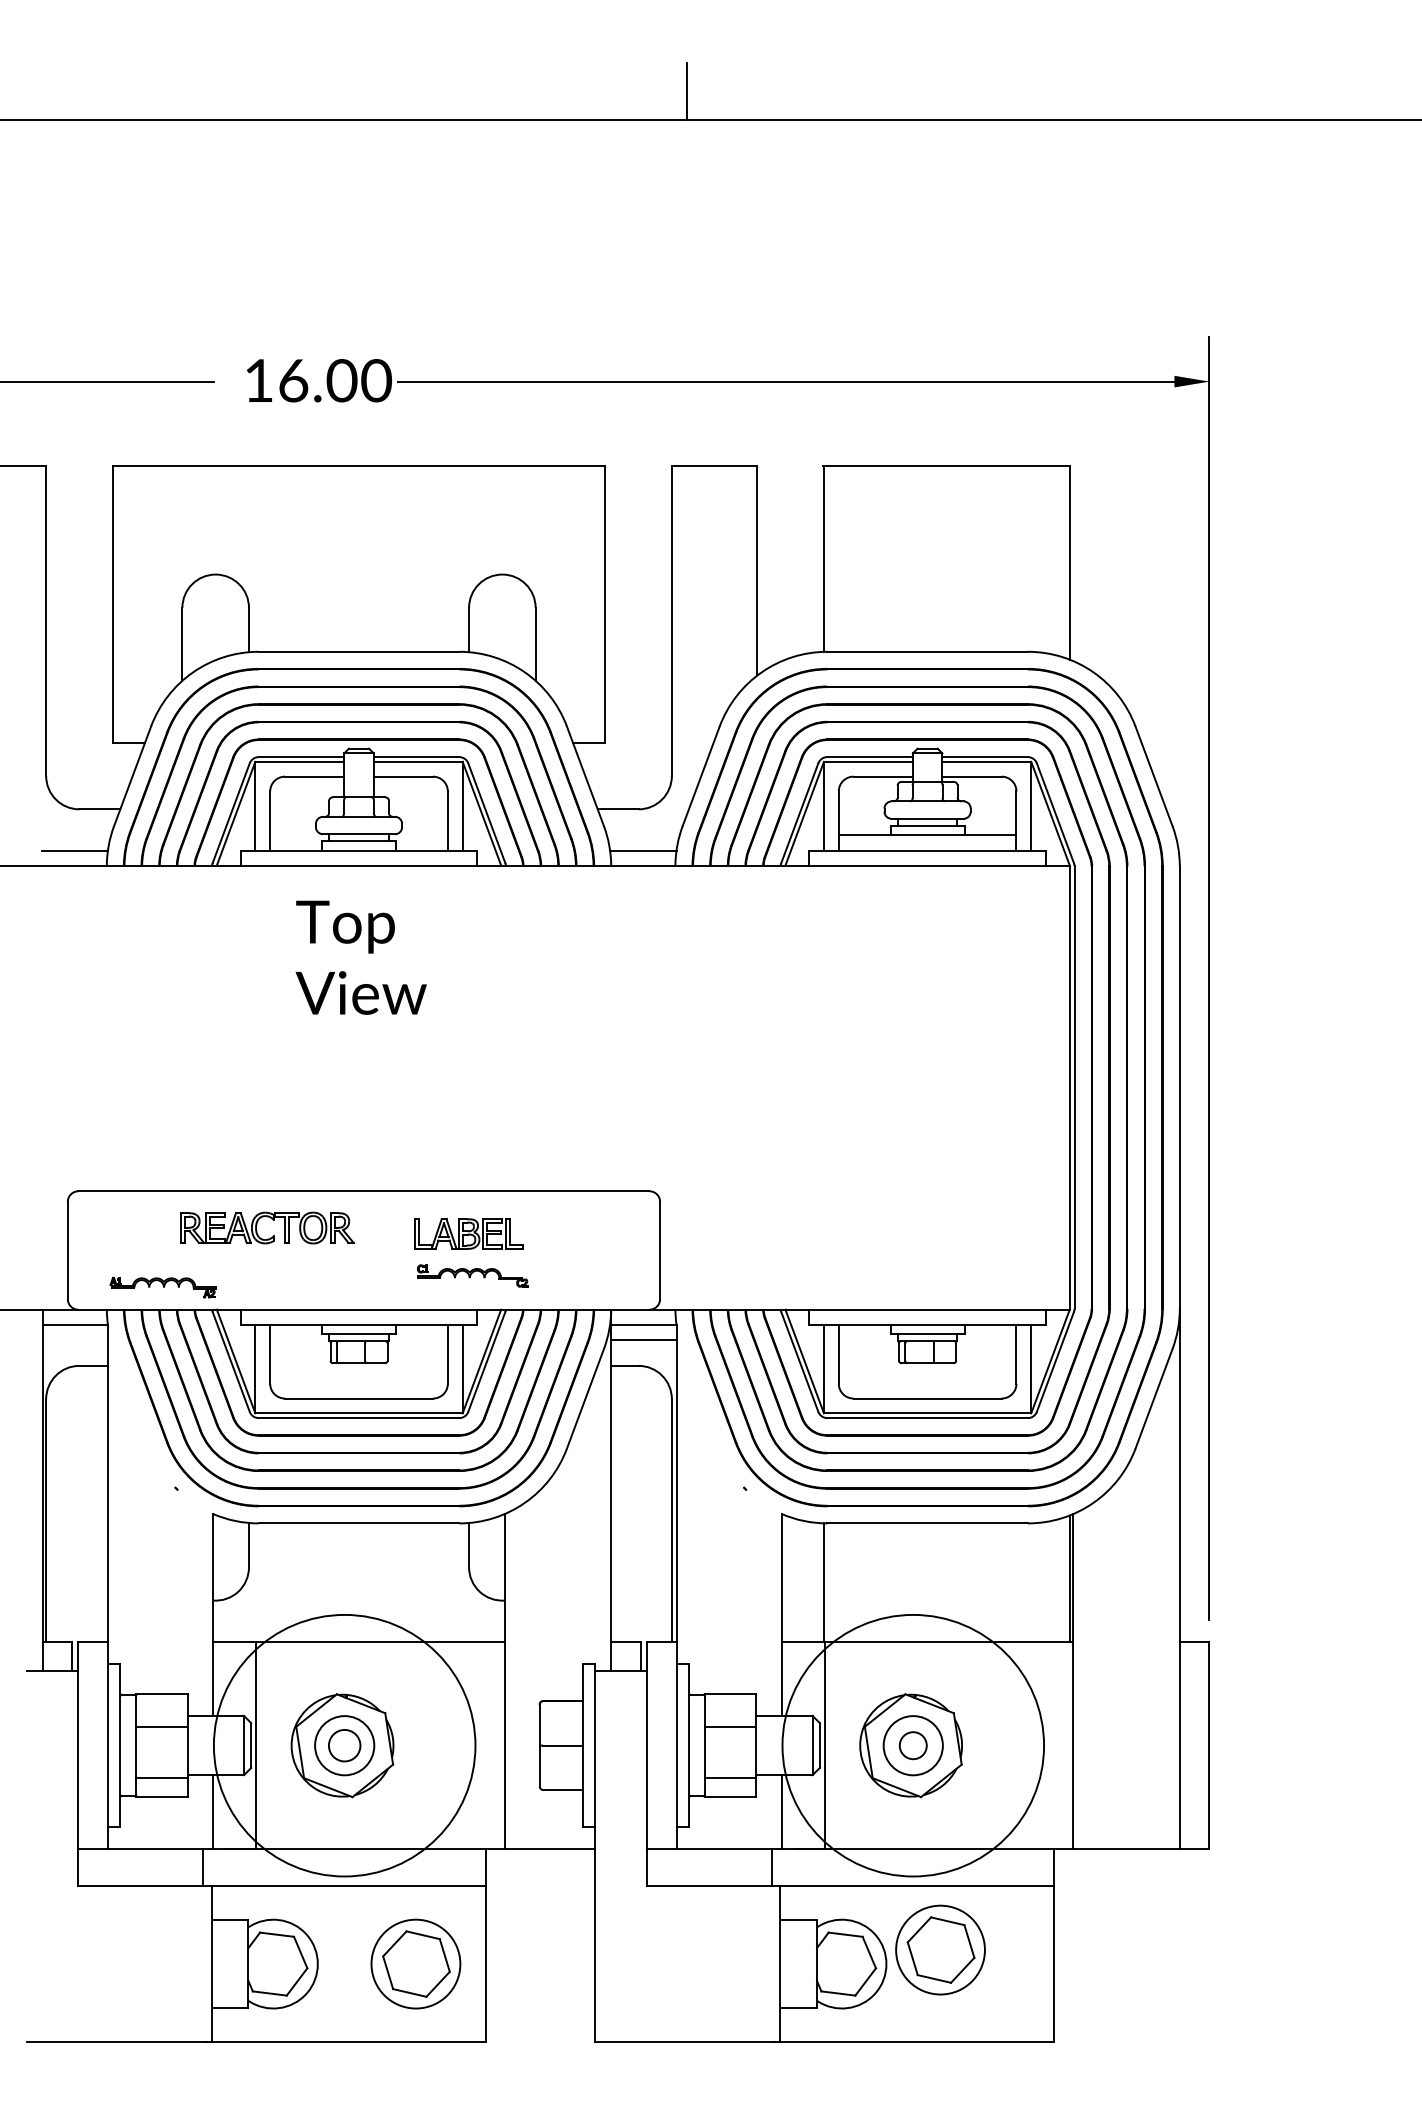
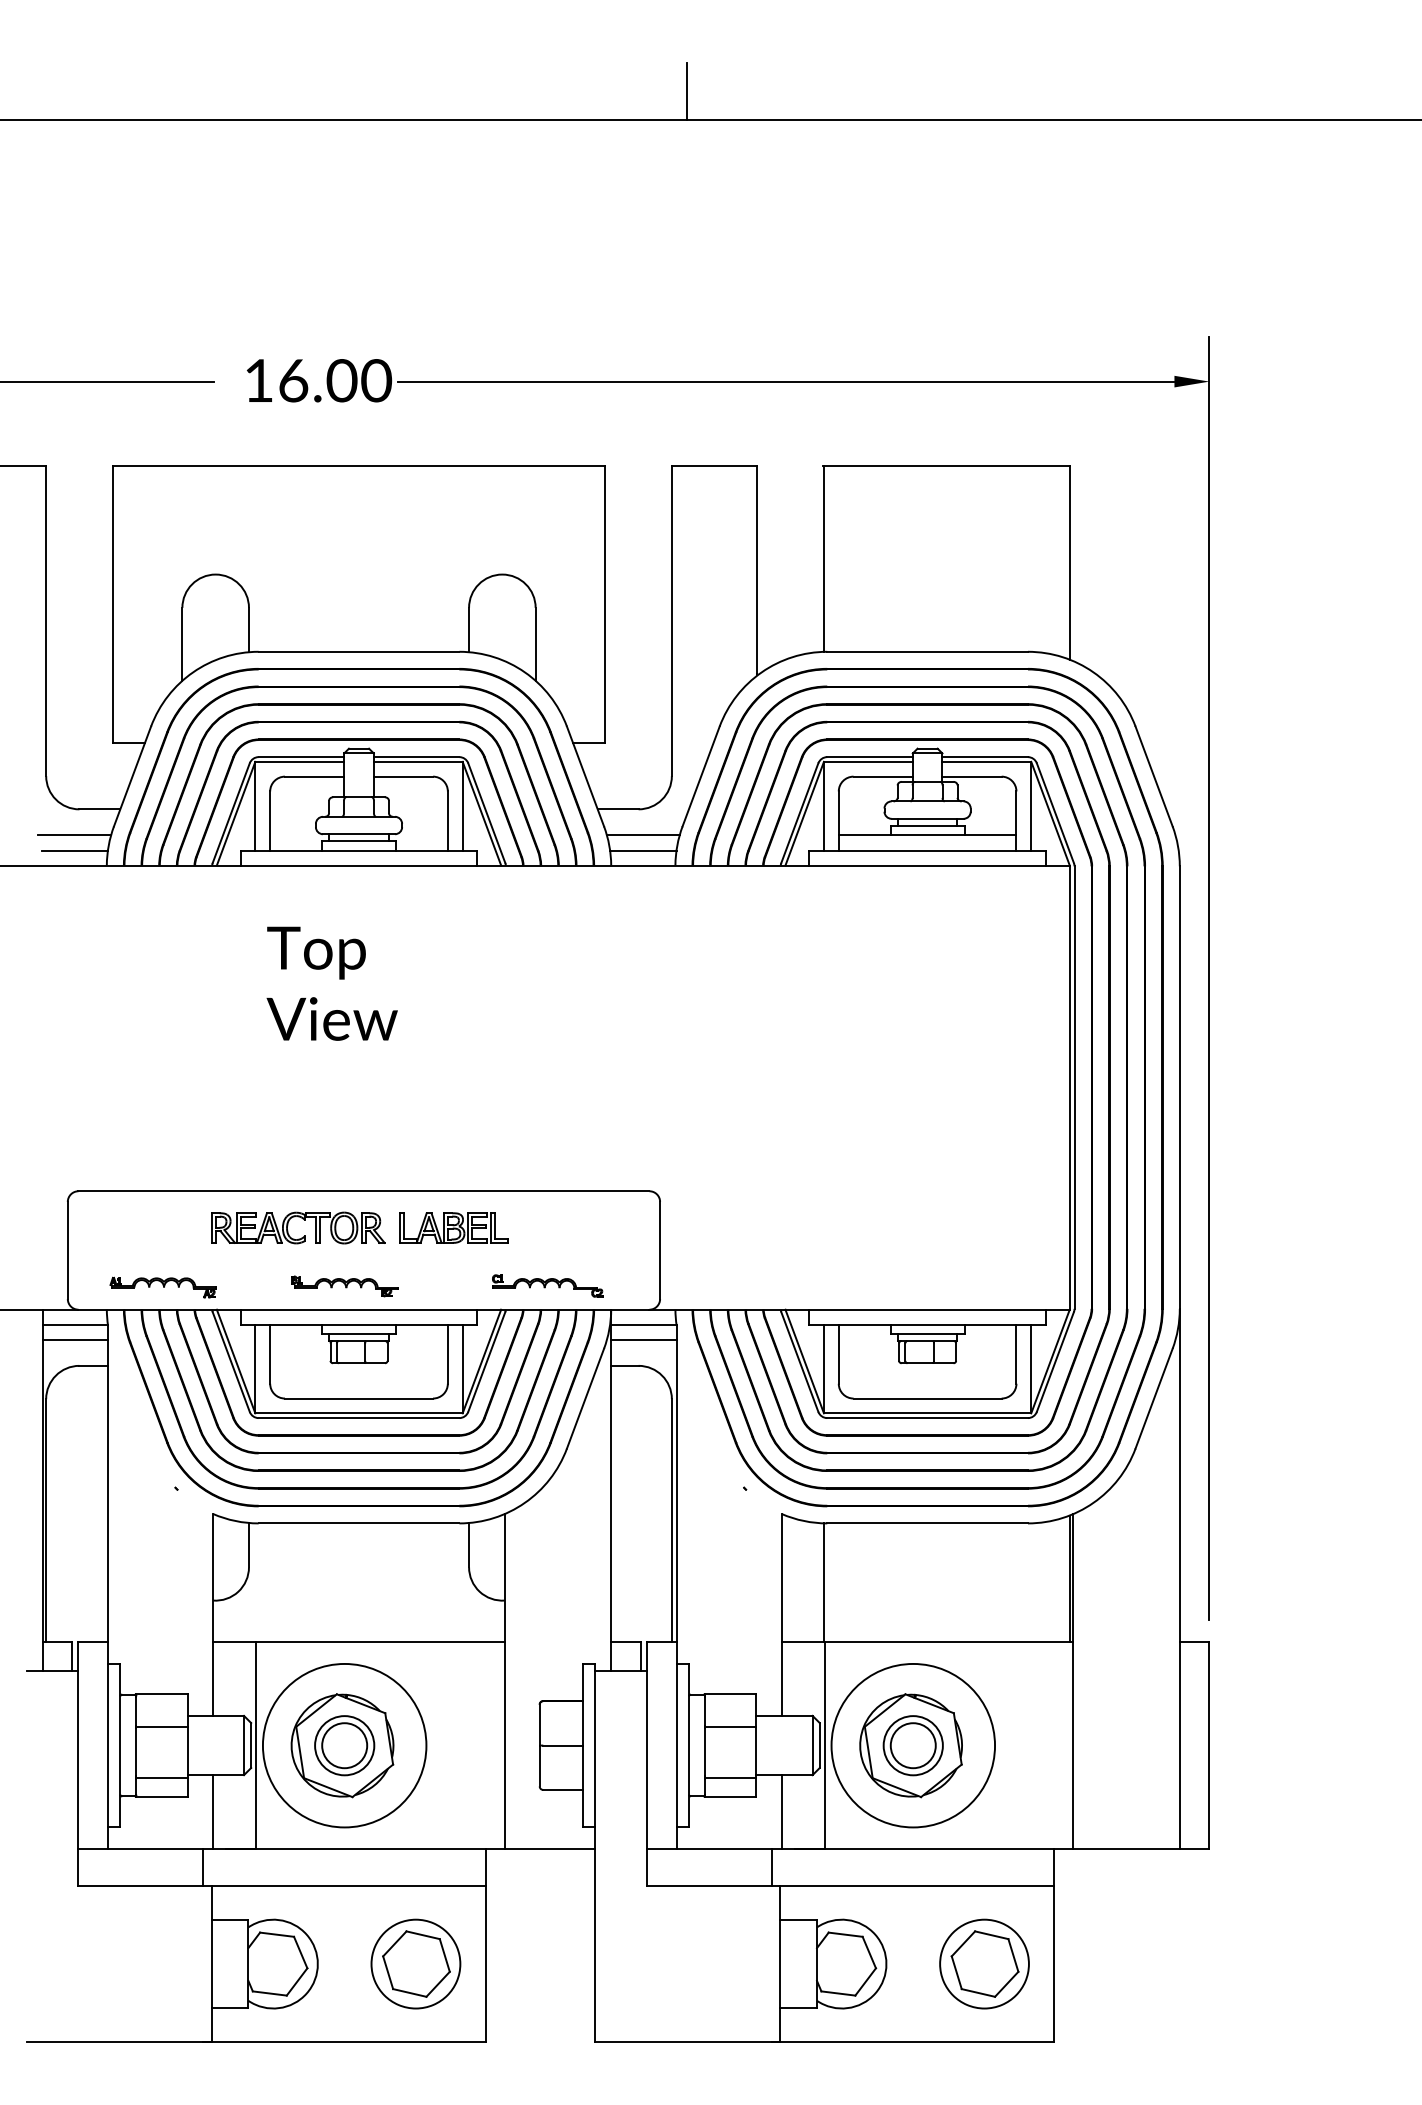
line: none -> present (74, 834)
line: none -> present (642, 834)
text position: (360, 957) -> (331, 983) (331, 983)
part position: (271, 1219) -> (302, 1219) (302, 1219)
part position: (468, 1233) -> (453, 1227) (453, 1227)
part position: (472, 1275) -> (547, 1285) (547, 1285)
part: none -> present (344, 1286)
line: none -> present (75, 1340)
circle diameter: 262 px -> 163 px (344, 1745)
circle diameter: 32 px -> 45 px (344, 1745)
circle diameter: 27 px -> 45 px (912, 1745)
circle diameter: 262 px -> 163 px (913, 1745)
part position: (940, 1949) -> (984, 1963) (984, 1963)
